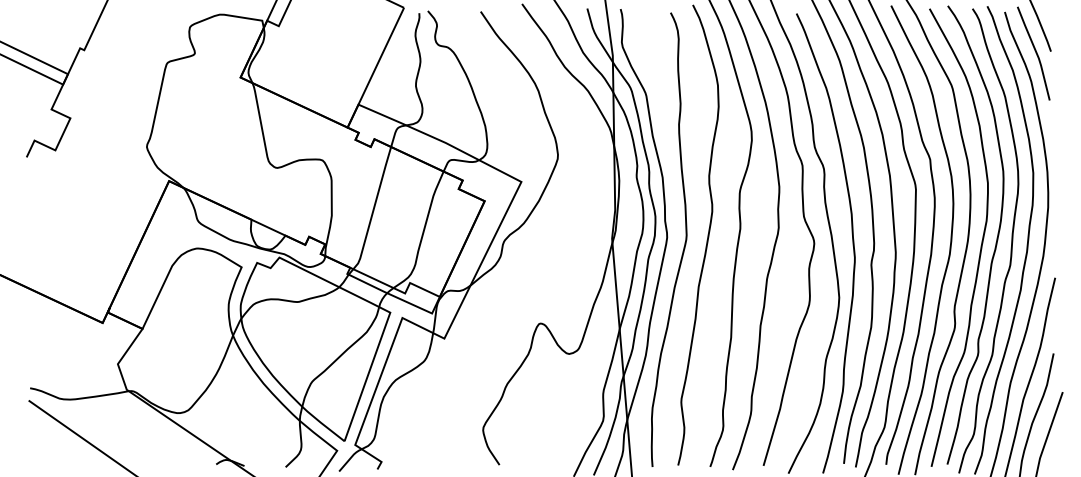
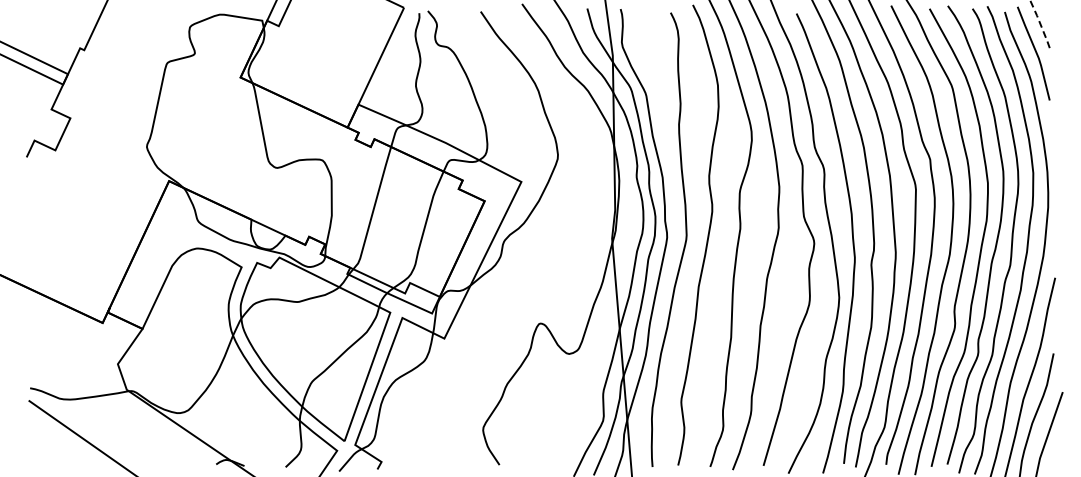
line: solid -> dashed (1041, 25)
